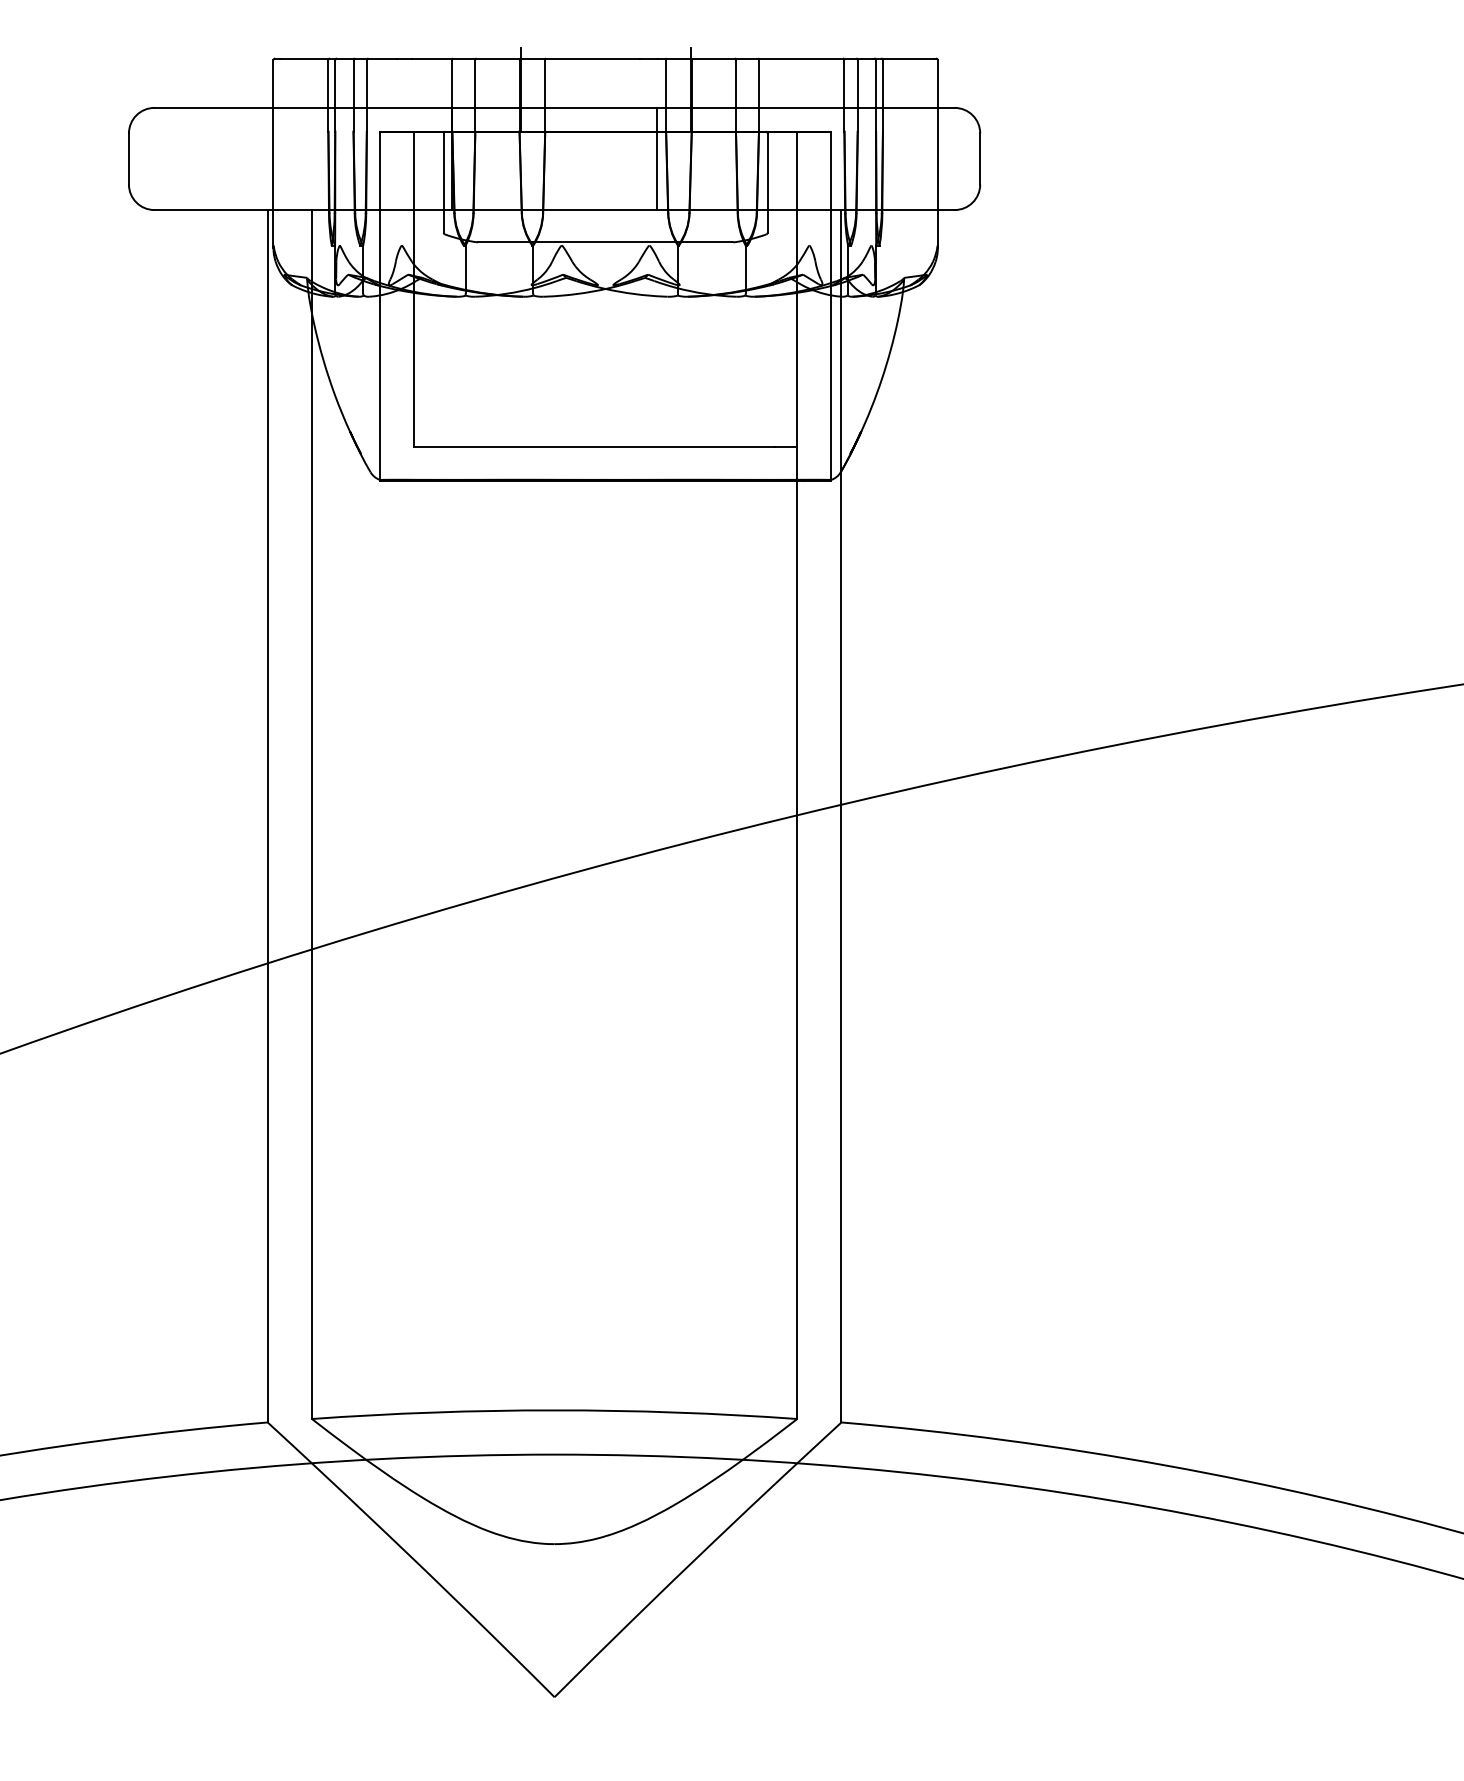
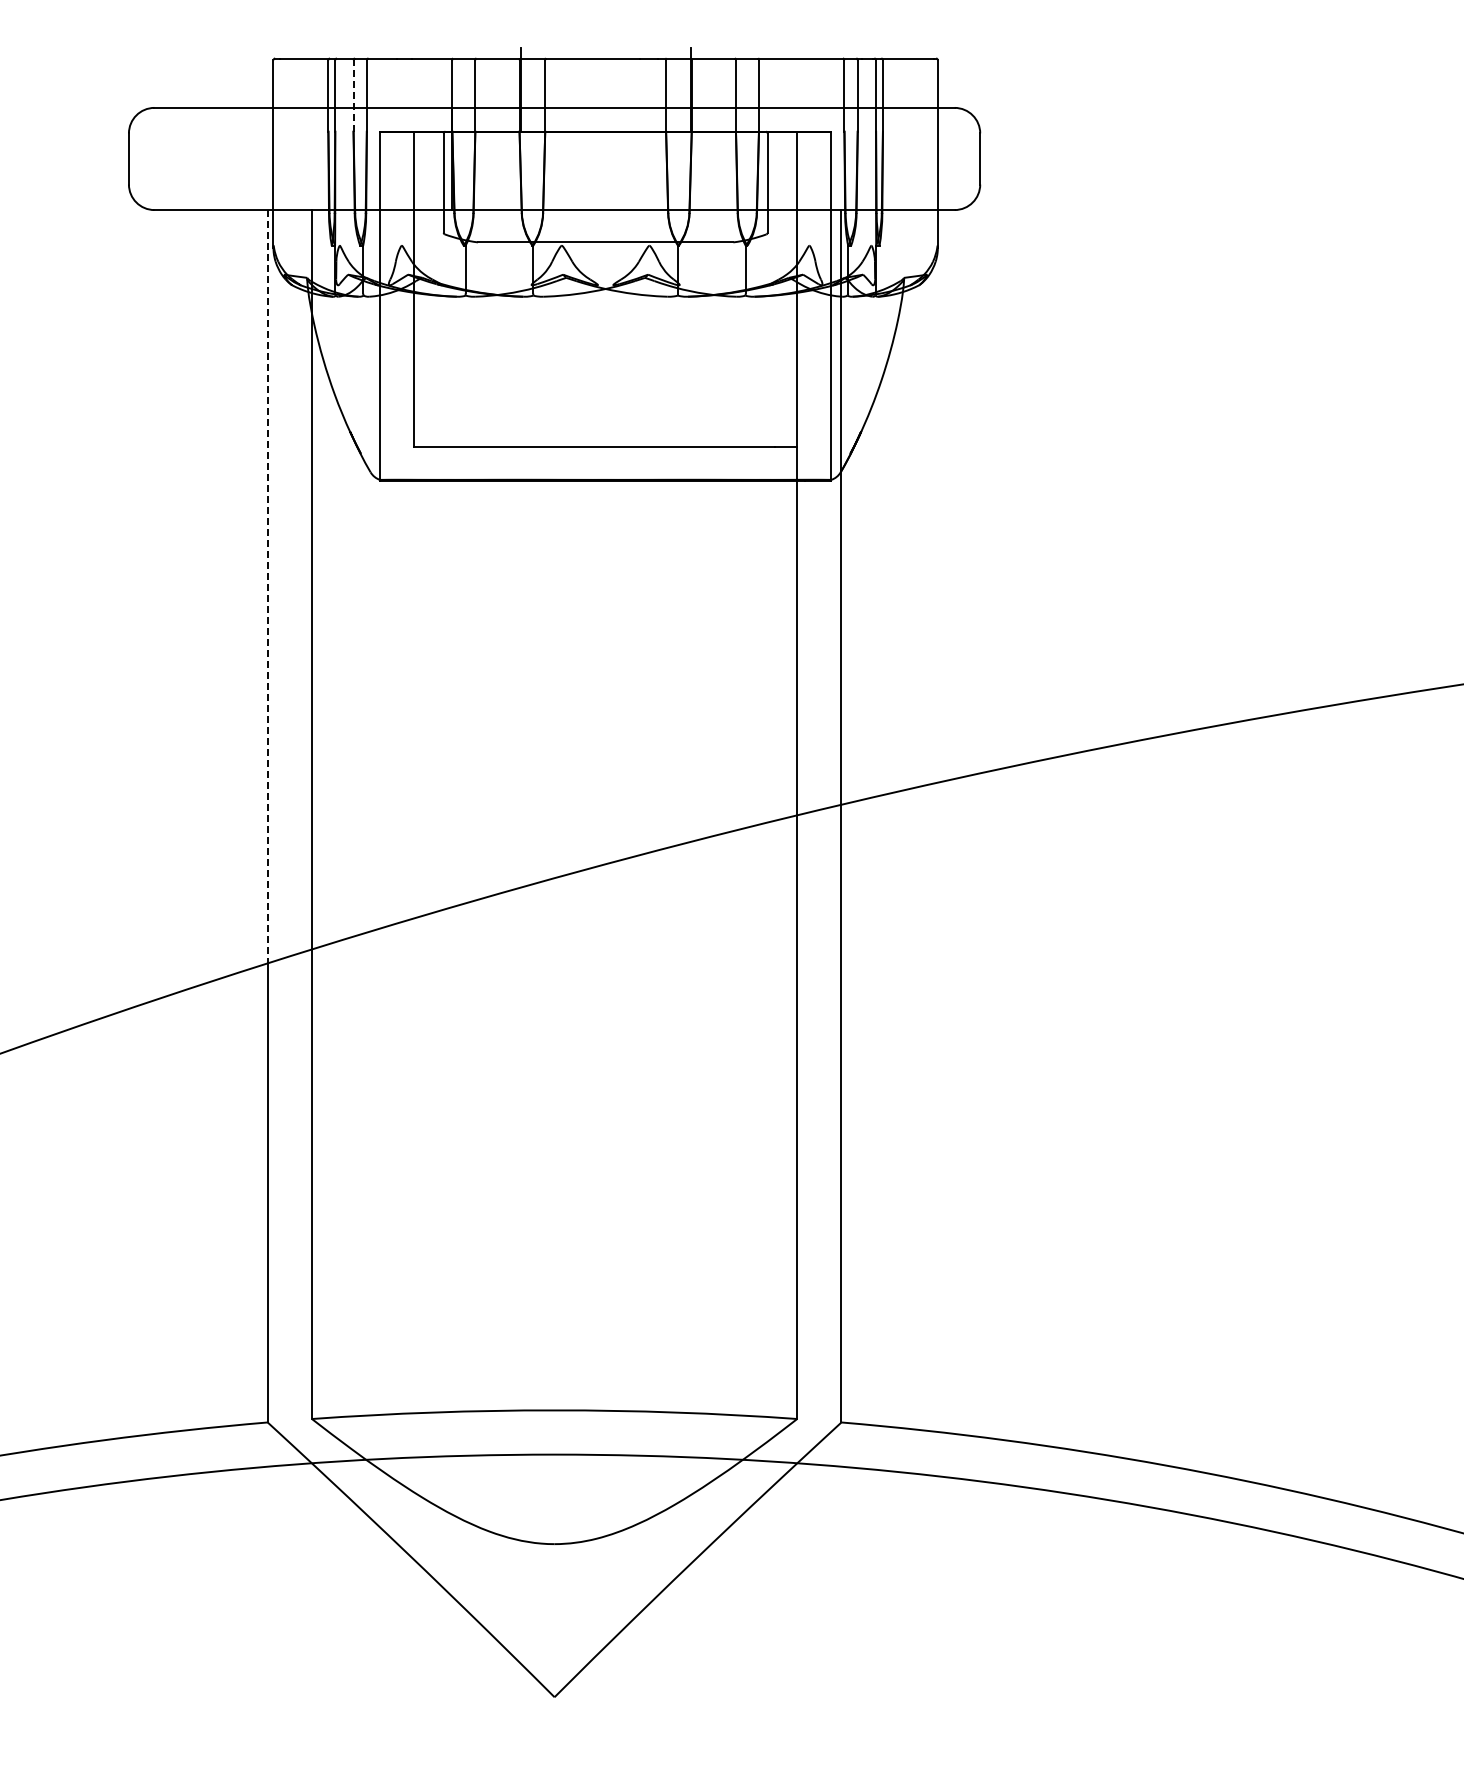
line: solid -> dashed (353, 95)
line: present -> none (656, 158)
line: solid -> dashed (267, 586)
